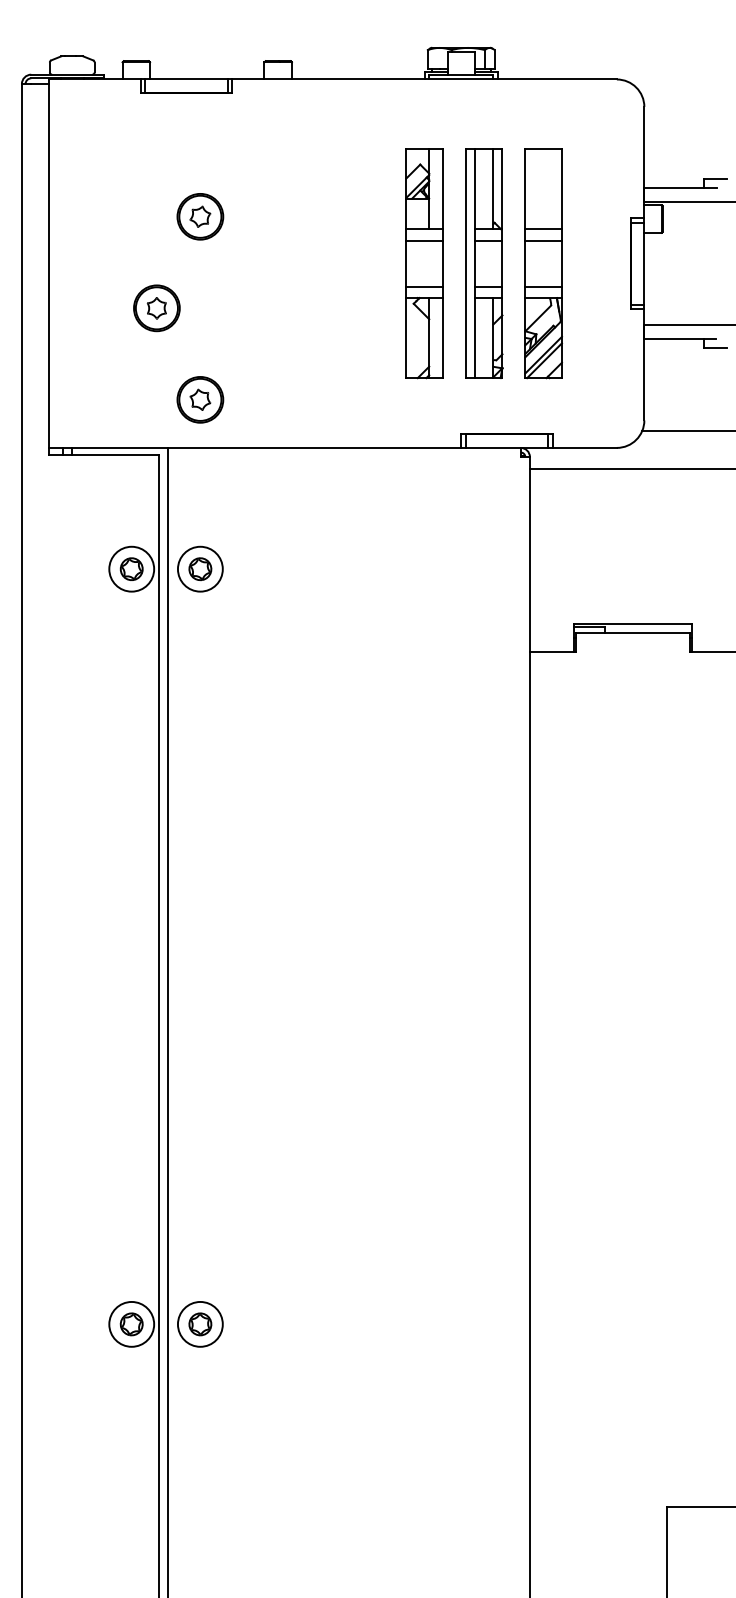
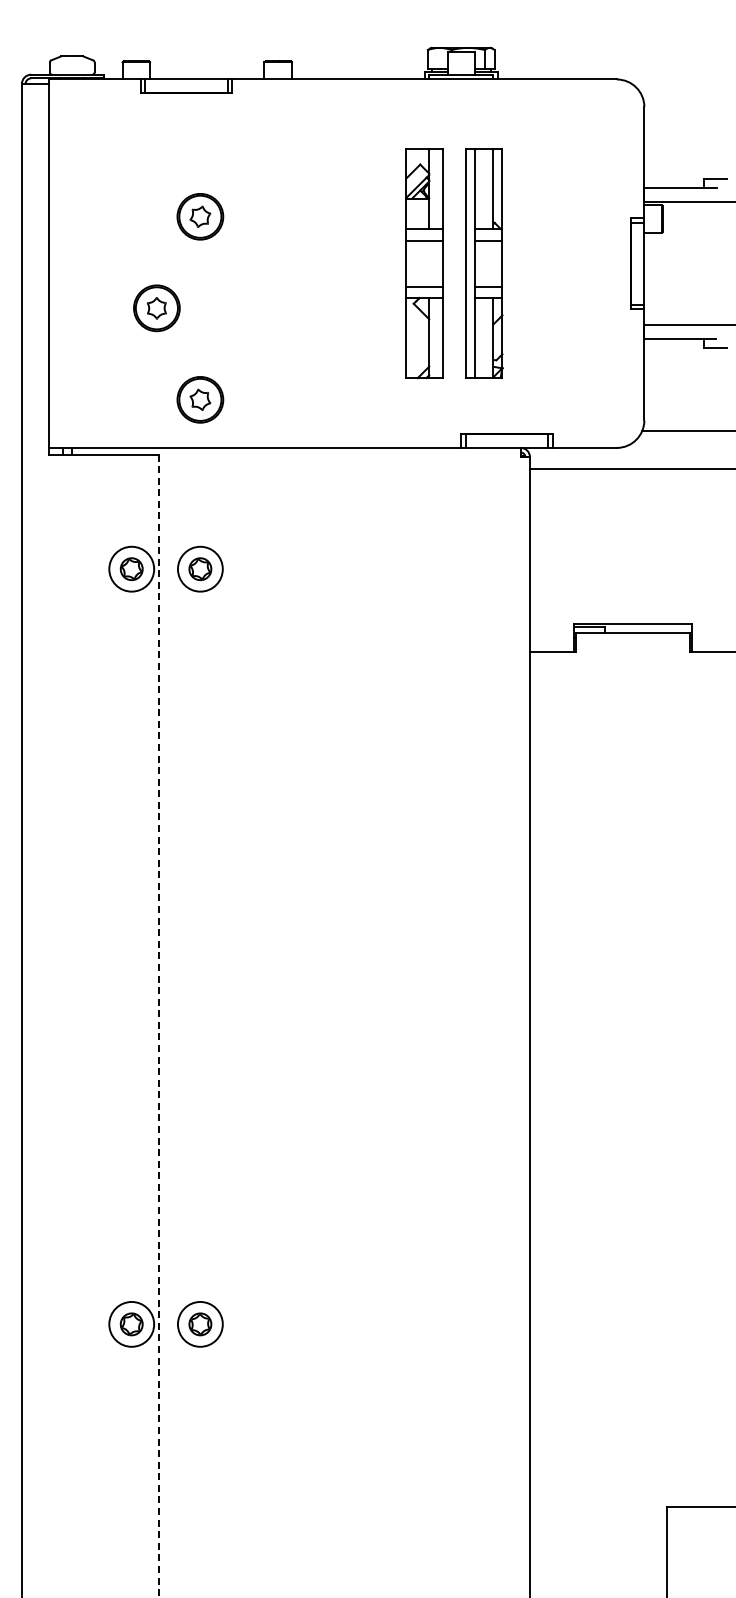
part: present -> none (543, 263)
line: present -> none (168, 1020)
line: solid -> dashed (159, 1026)
